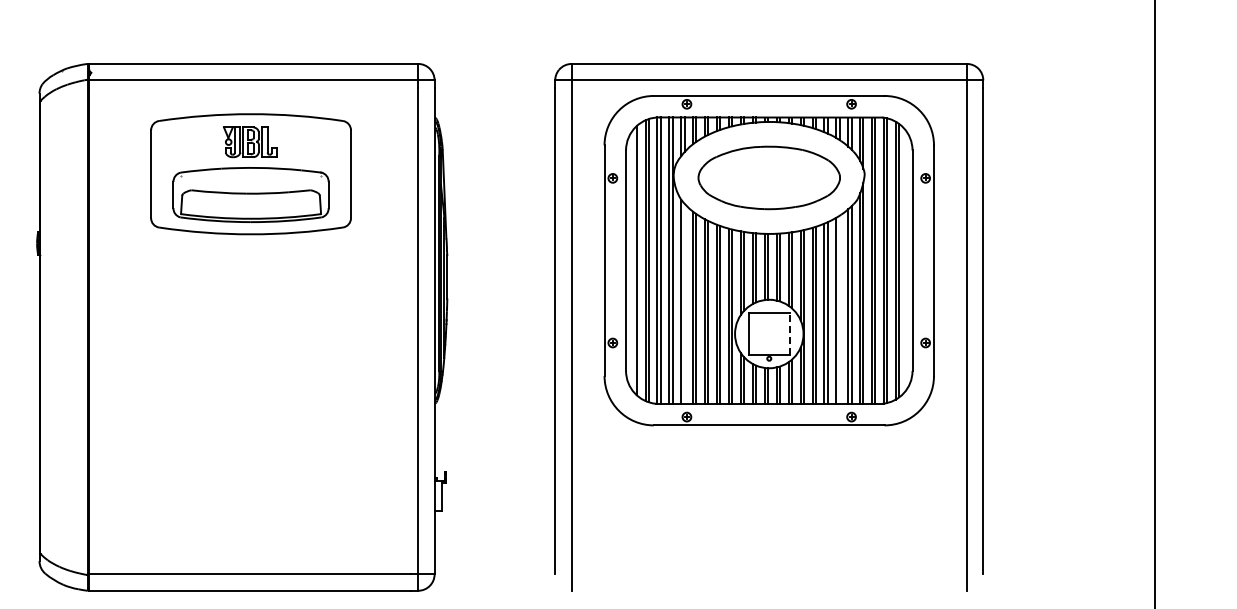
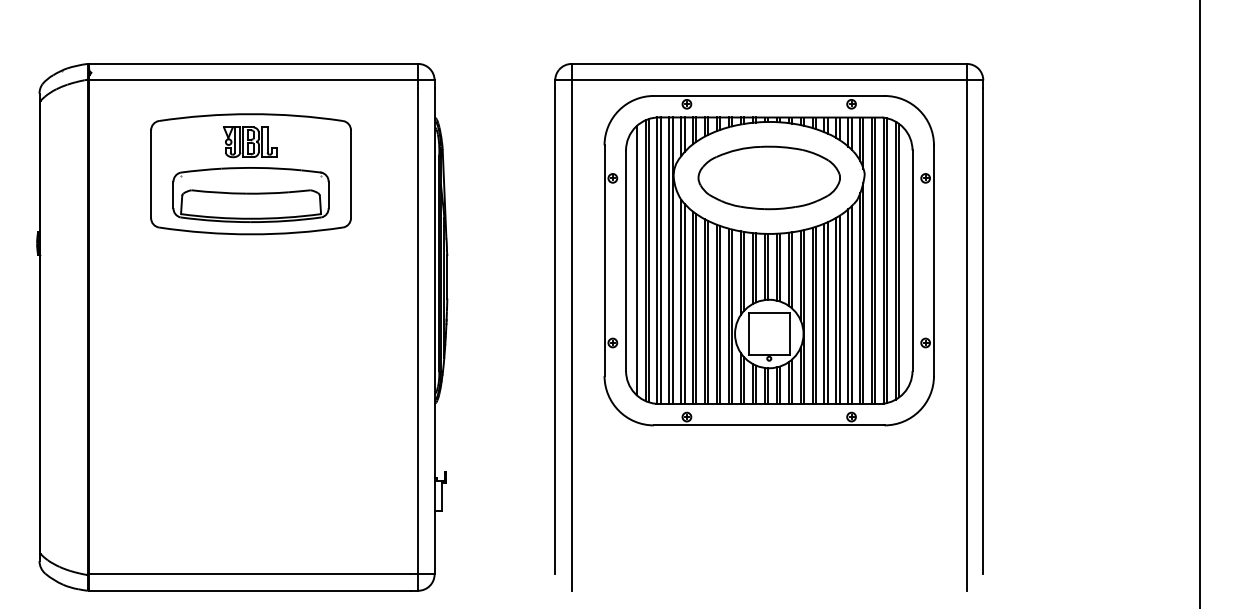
line: none -> present (684, 303)
line position: (1154, 303) -> (1199, 303) (1199, 303)
line: none -> present (839, 309)
line: dashed -> solid (790, 334)
